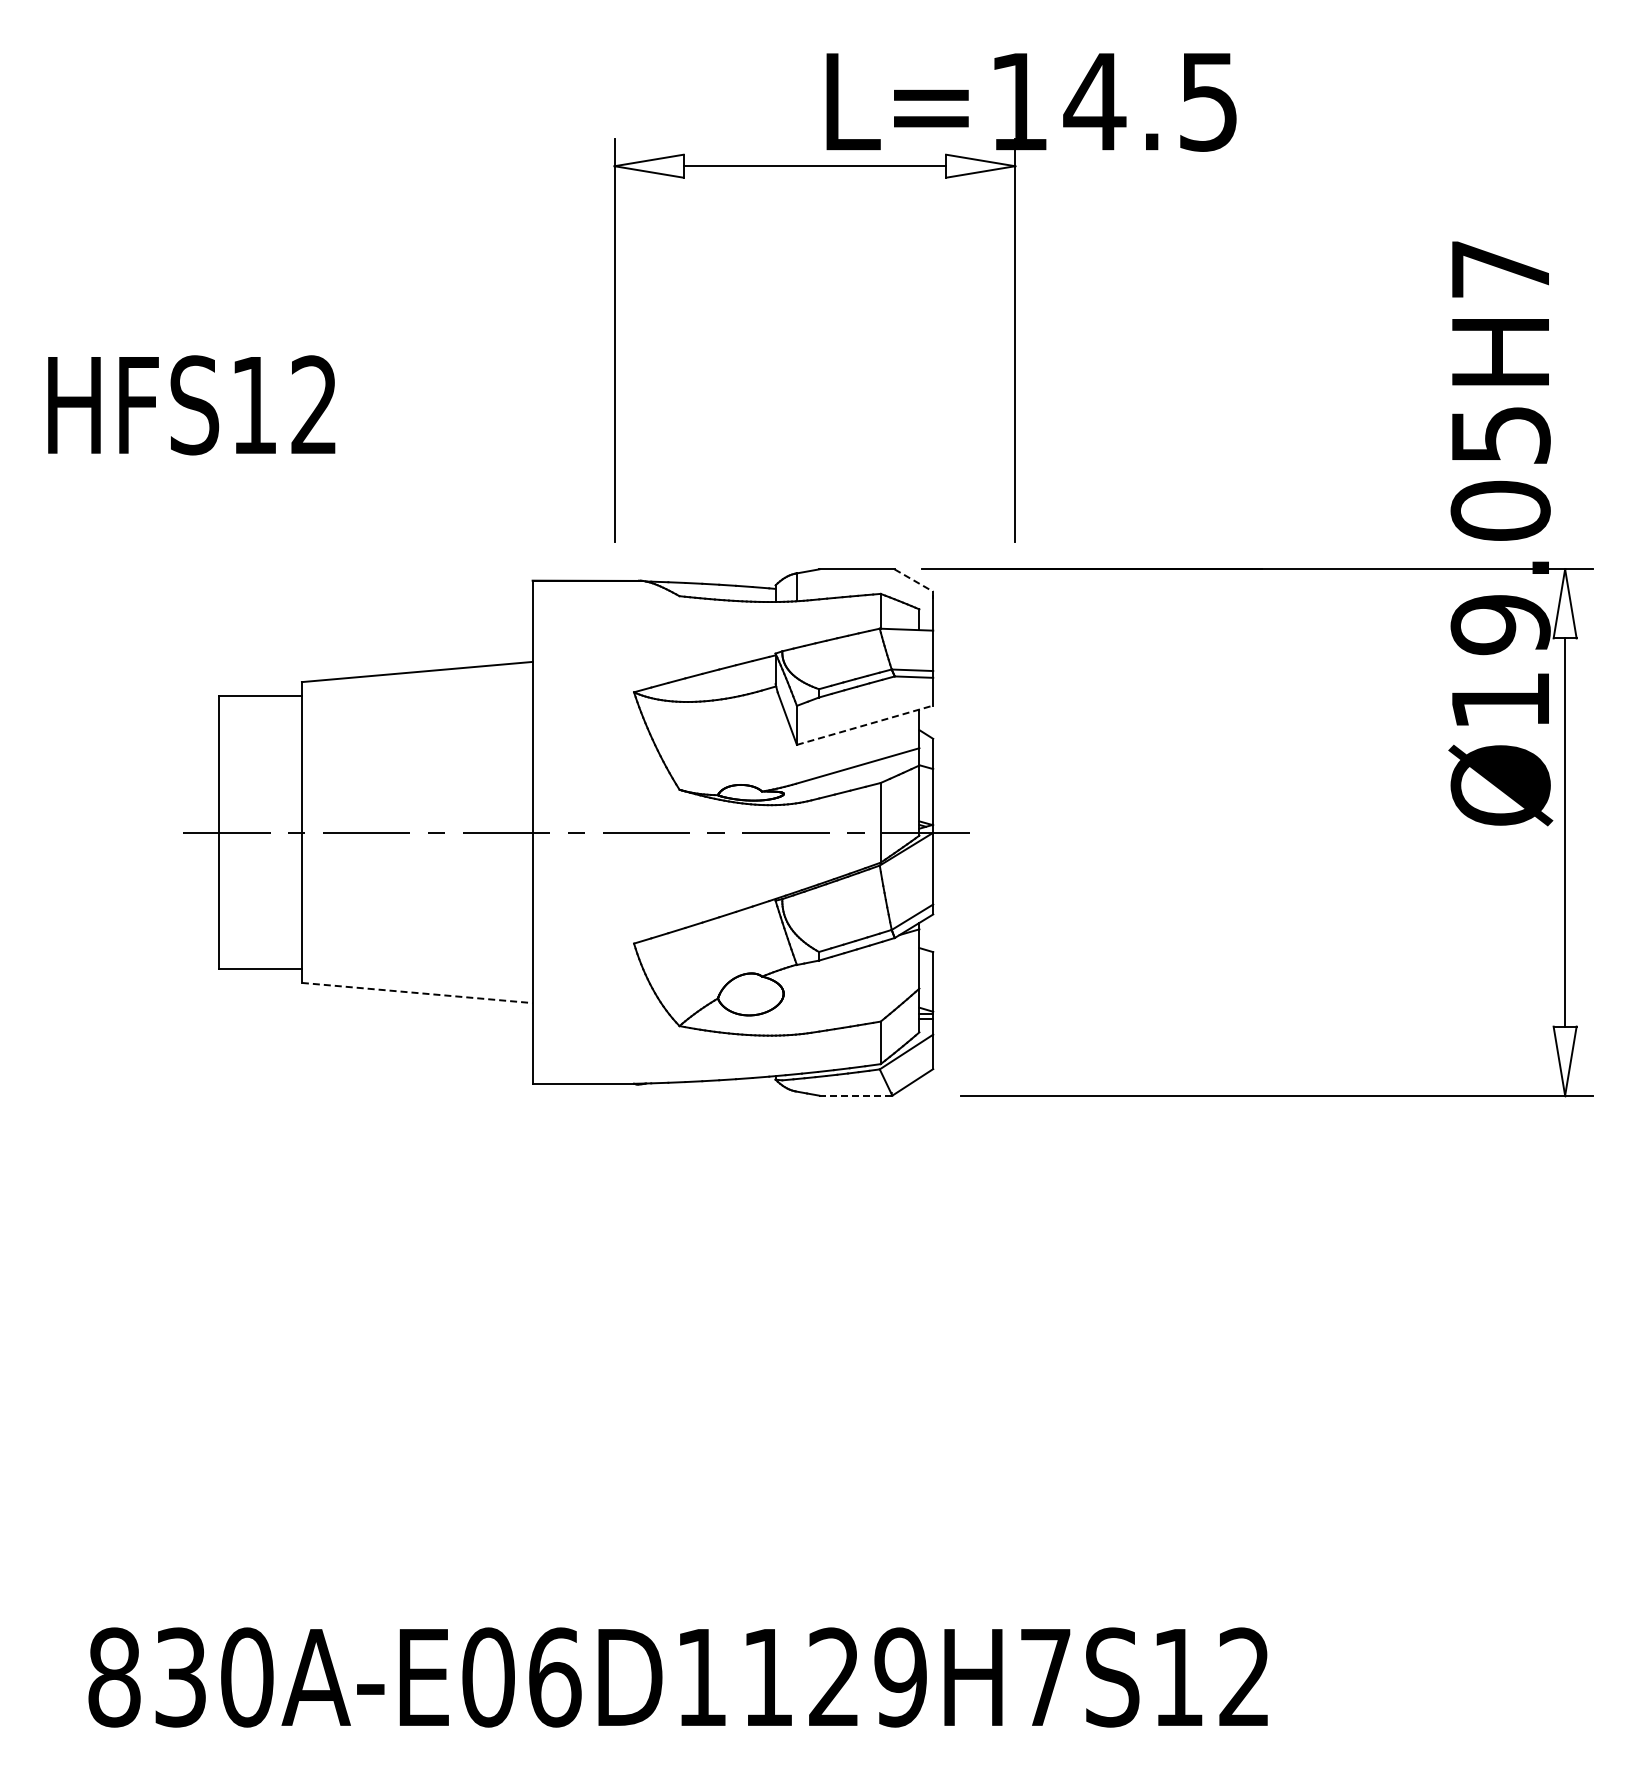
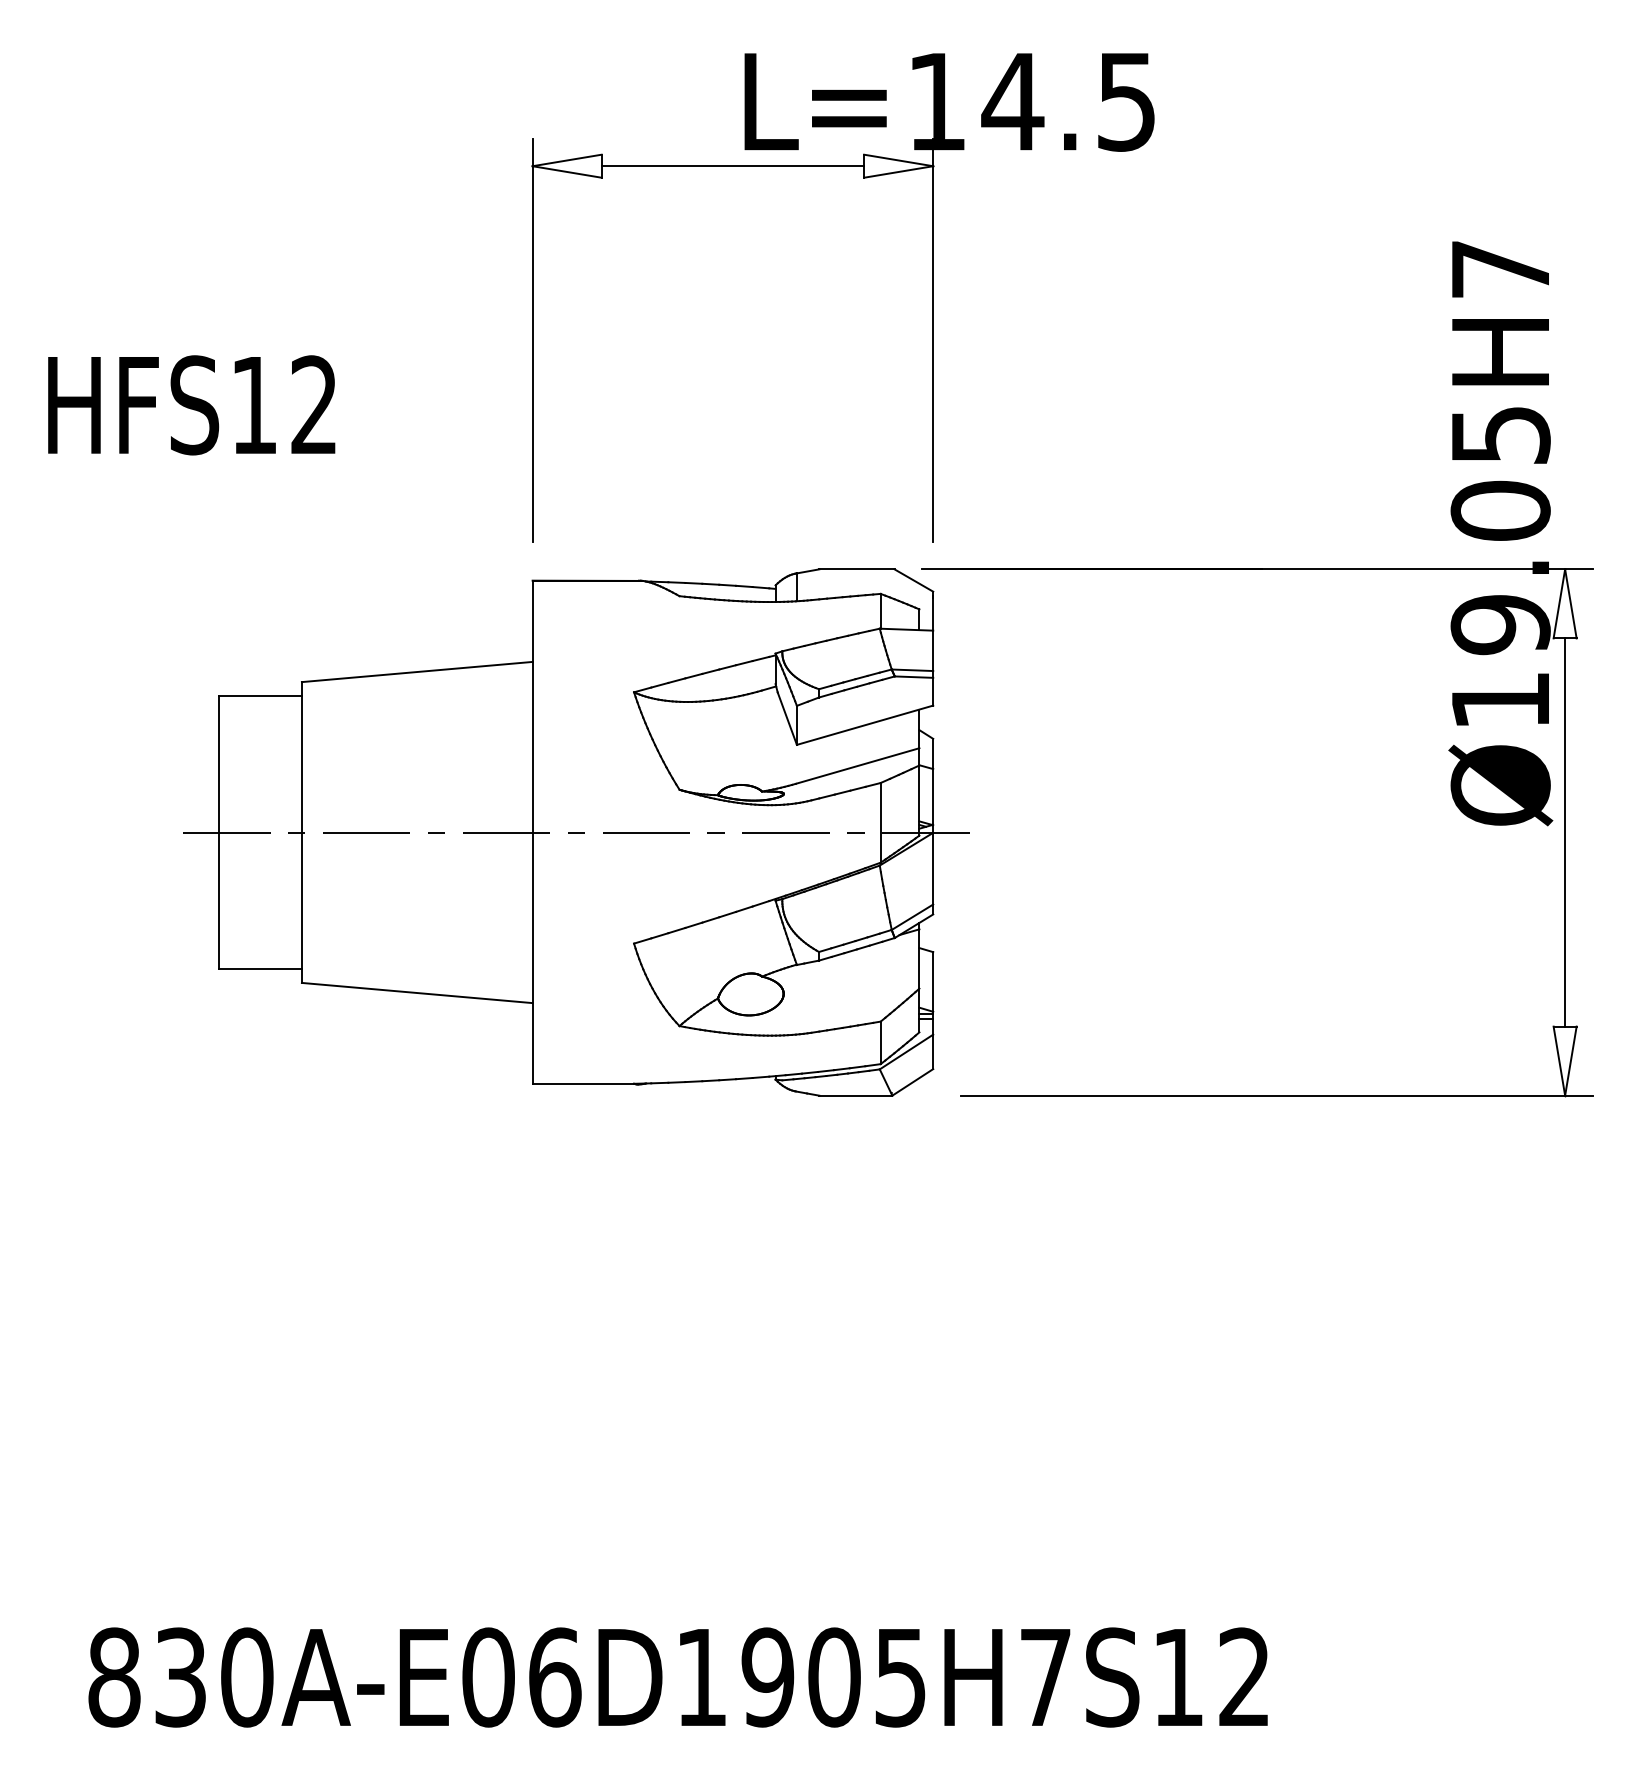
part position: (1014, 297) -> (932, 297) (932, 297)
line: dashed -> solid (914, 580)
line: dashed -> solid (865, 725)
line: dashed -> solid (417, 993)
line: dashed -> solid (856, 1095)
text: 830A-E06D1129H7S12 -> 830A-E06D1905H7S12 (833, 1677)
